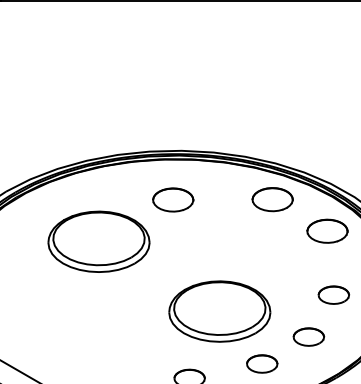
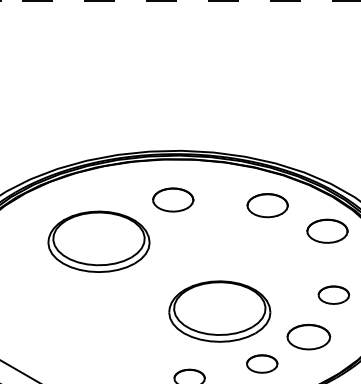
line: solid -> dashed (180, 0)
part position: (272, 199) -> (267, 205) (267, 205)
part size: 34x20 px -> 46x28 px (308, 336)
